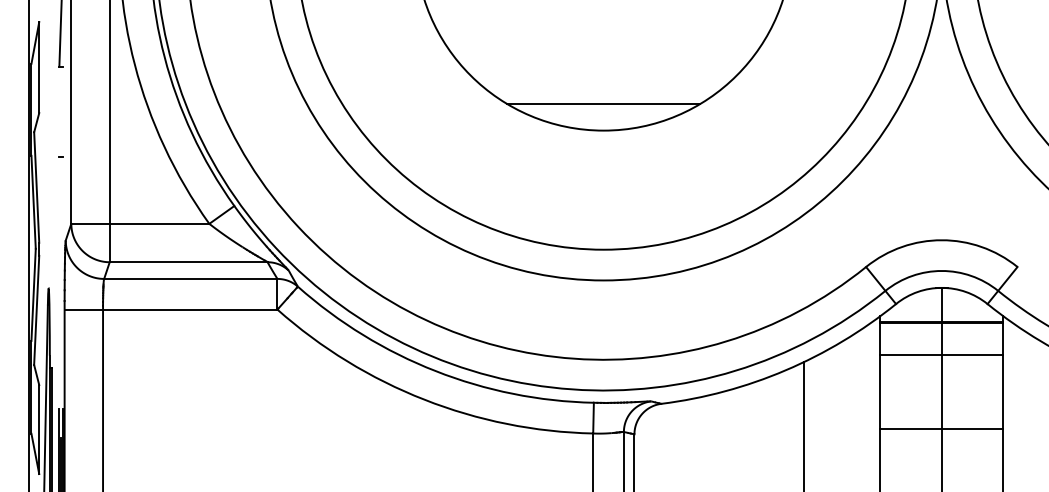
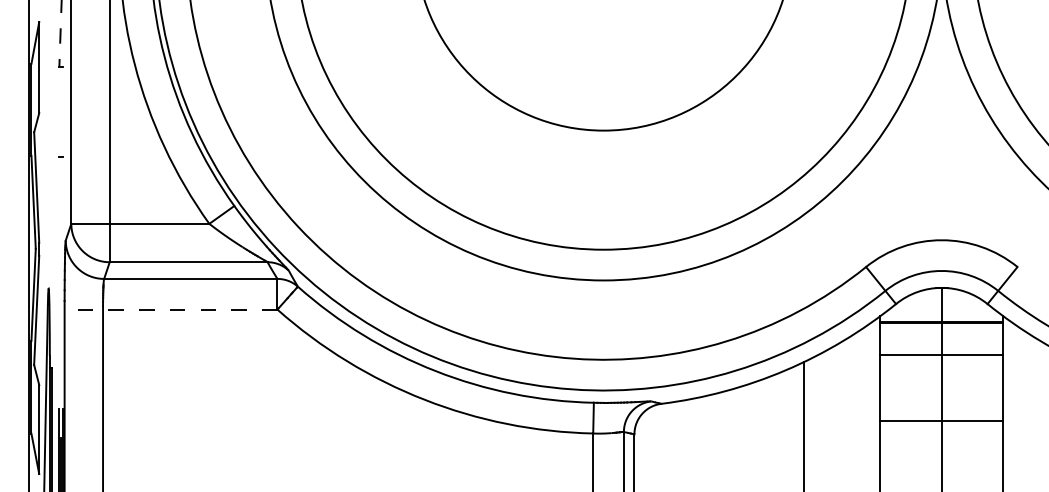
line: solid -> dashed (60, 33)
line: present -> none (603, 103)
line: solid -> dashed (170, 309)
line position: (941, 429) -> (941, 421) (941, 421)
